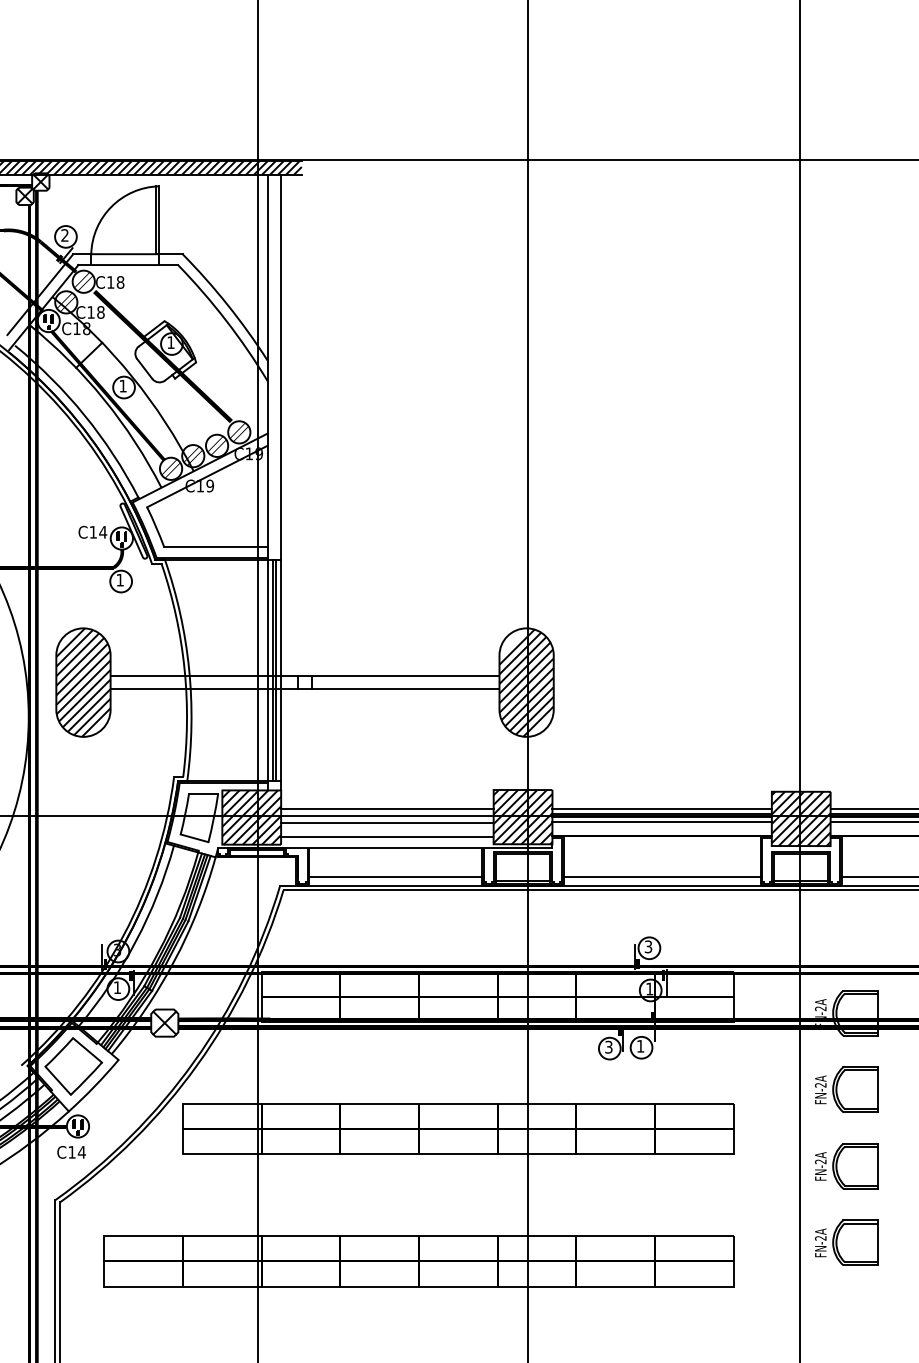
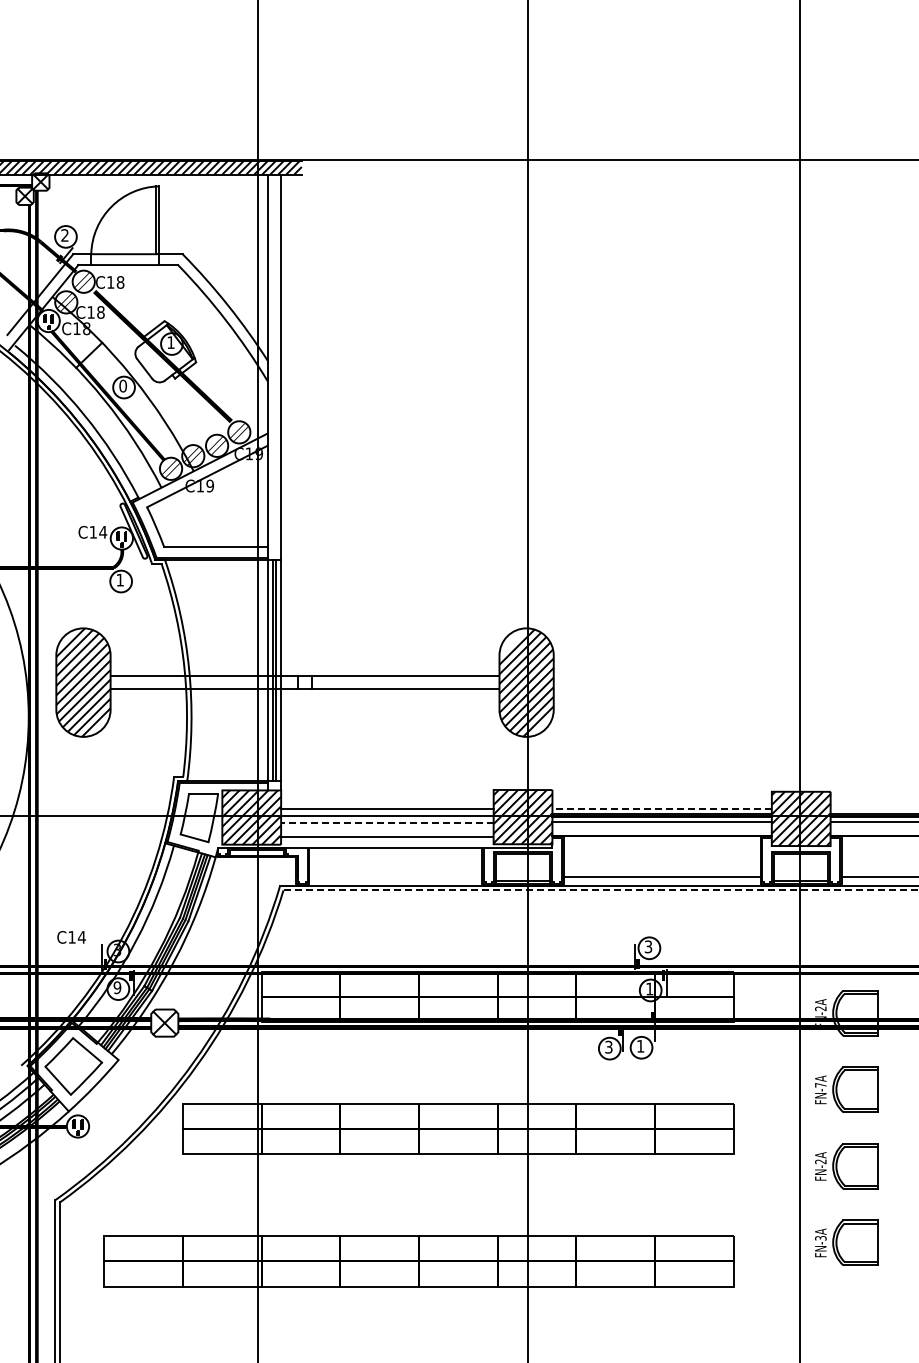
text: 1 -> 0 (122, 385)
line: solid -> dashed (662, 808)
line: present -> none (872, 808)
line: solid -> dashed (386, 822)
line: present -> none (395, 876)
line: solid -> dashed (601, 890)
text: 1 -> 9 (117, 987)
text: FN-2A -> FN-7A (820, 1085)
text position: (71, 1152) -> (71, 937) (71, 937)
text: FN-2A -> FN-3A (821, 1238)
